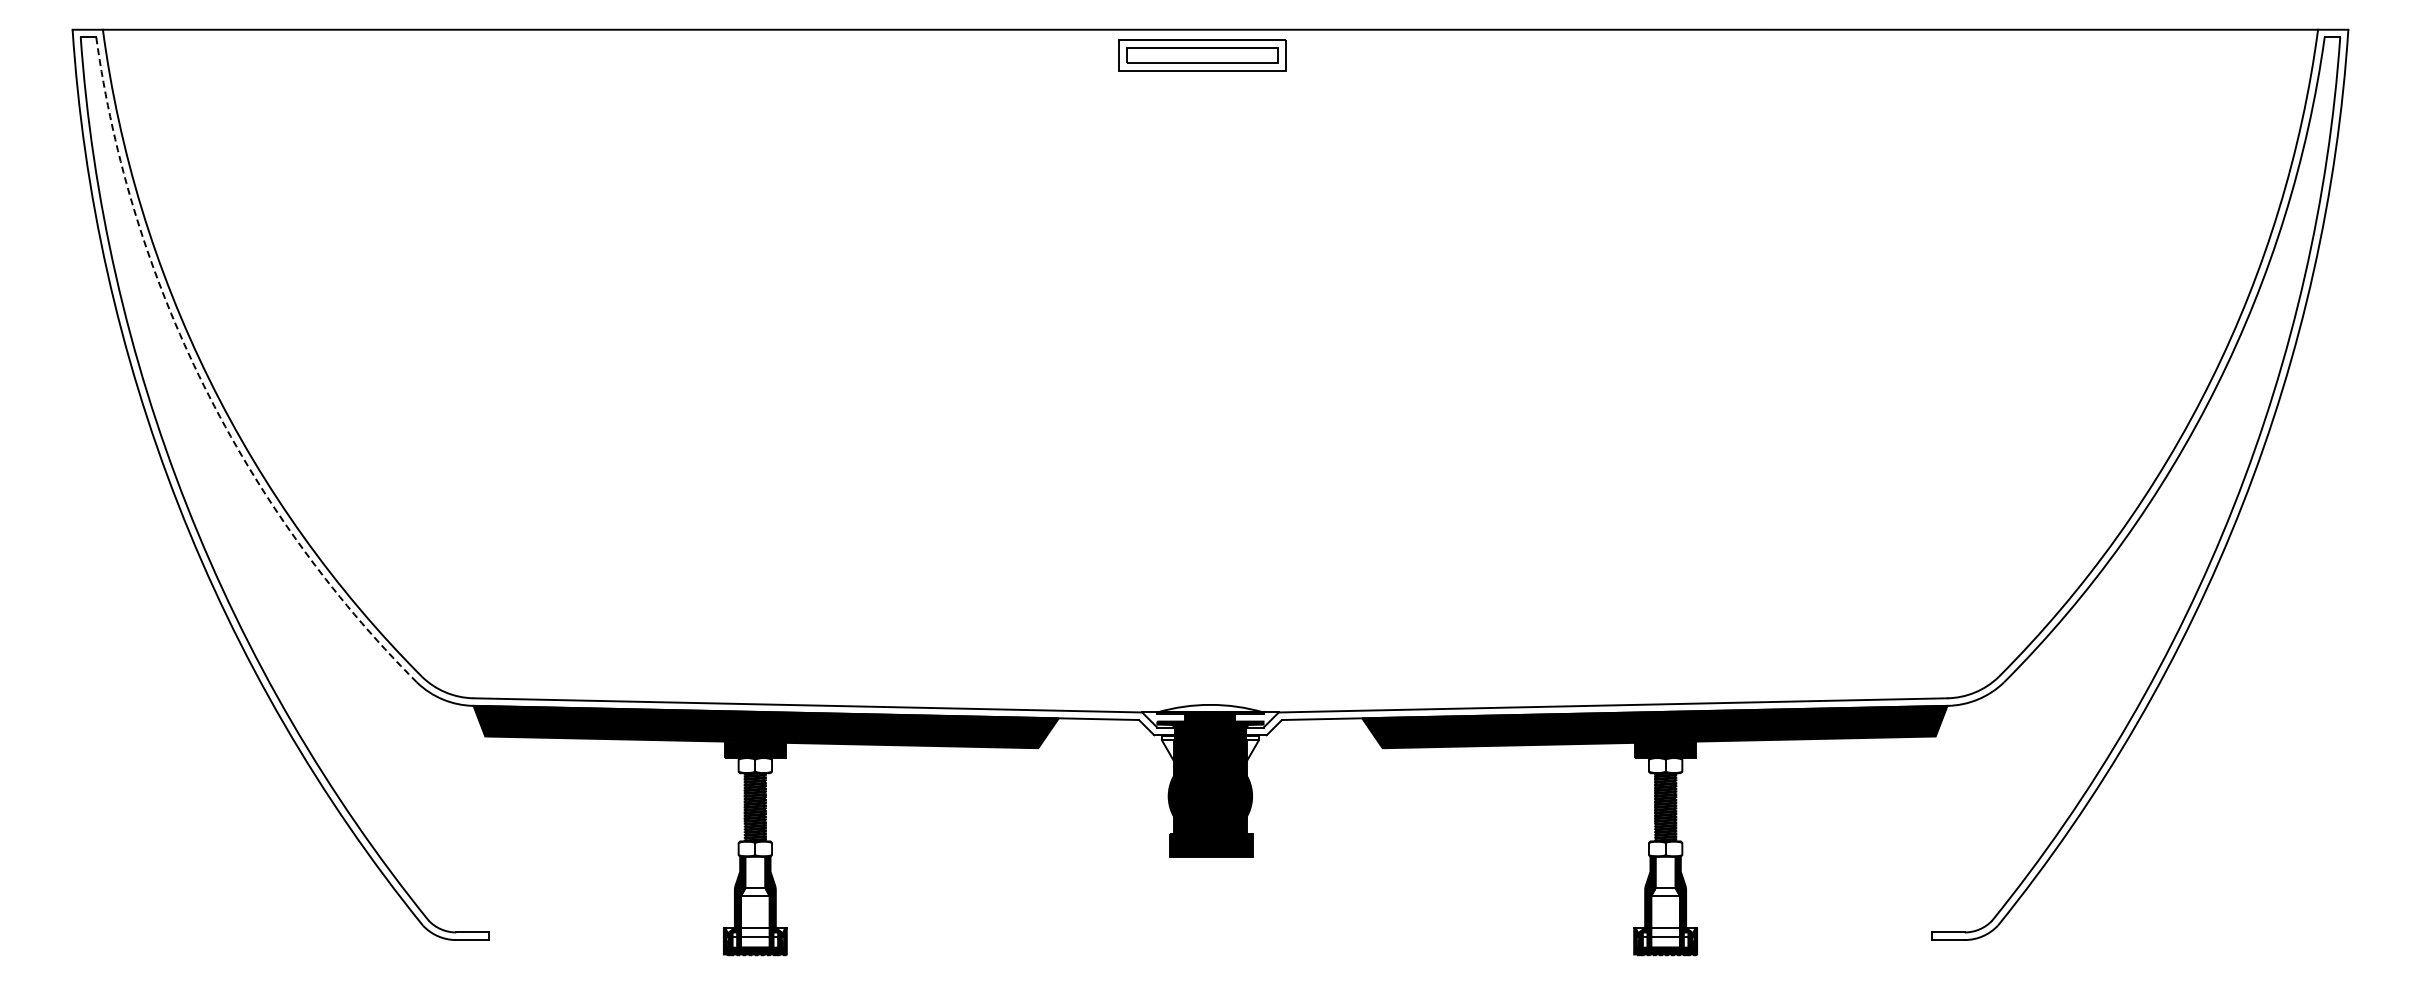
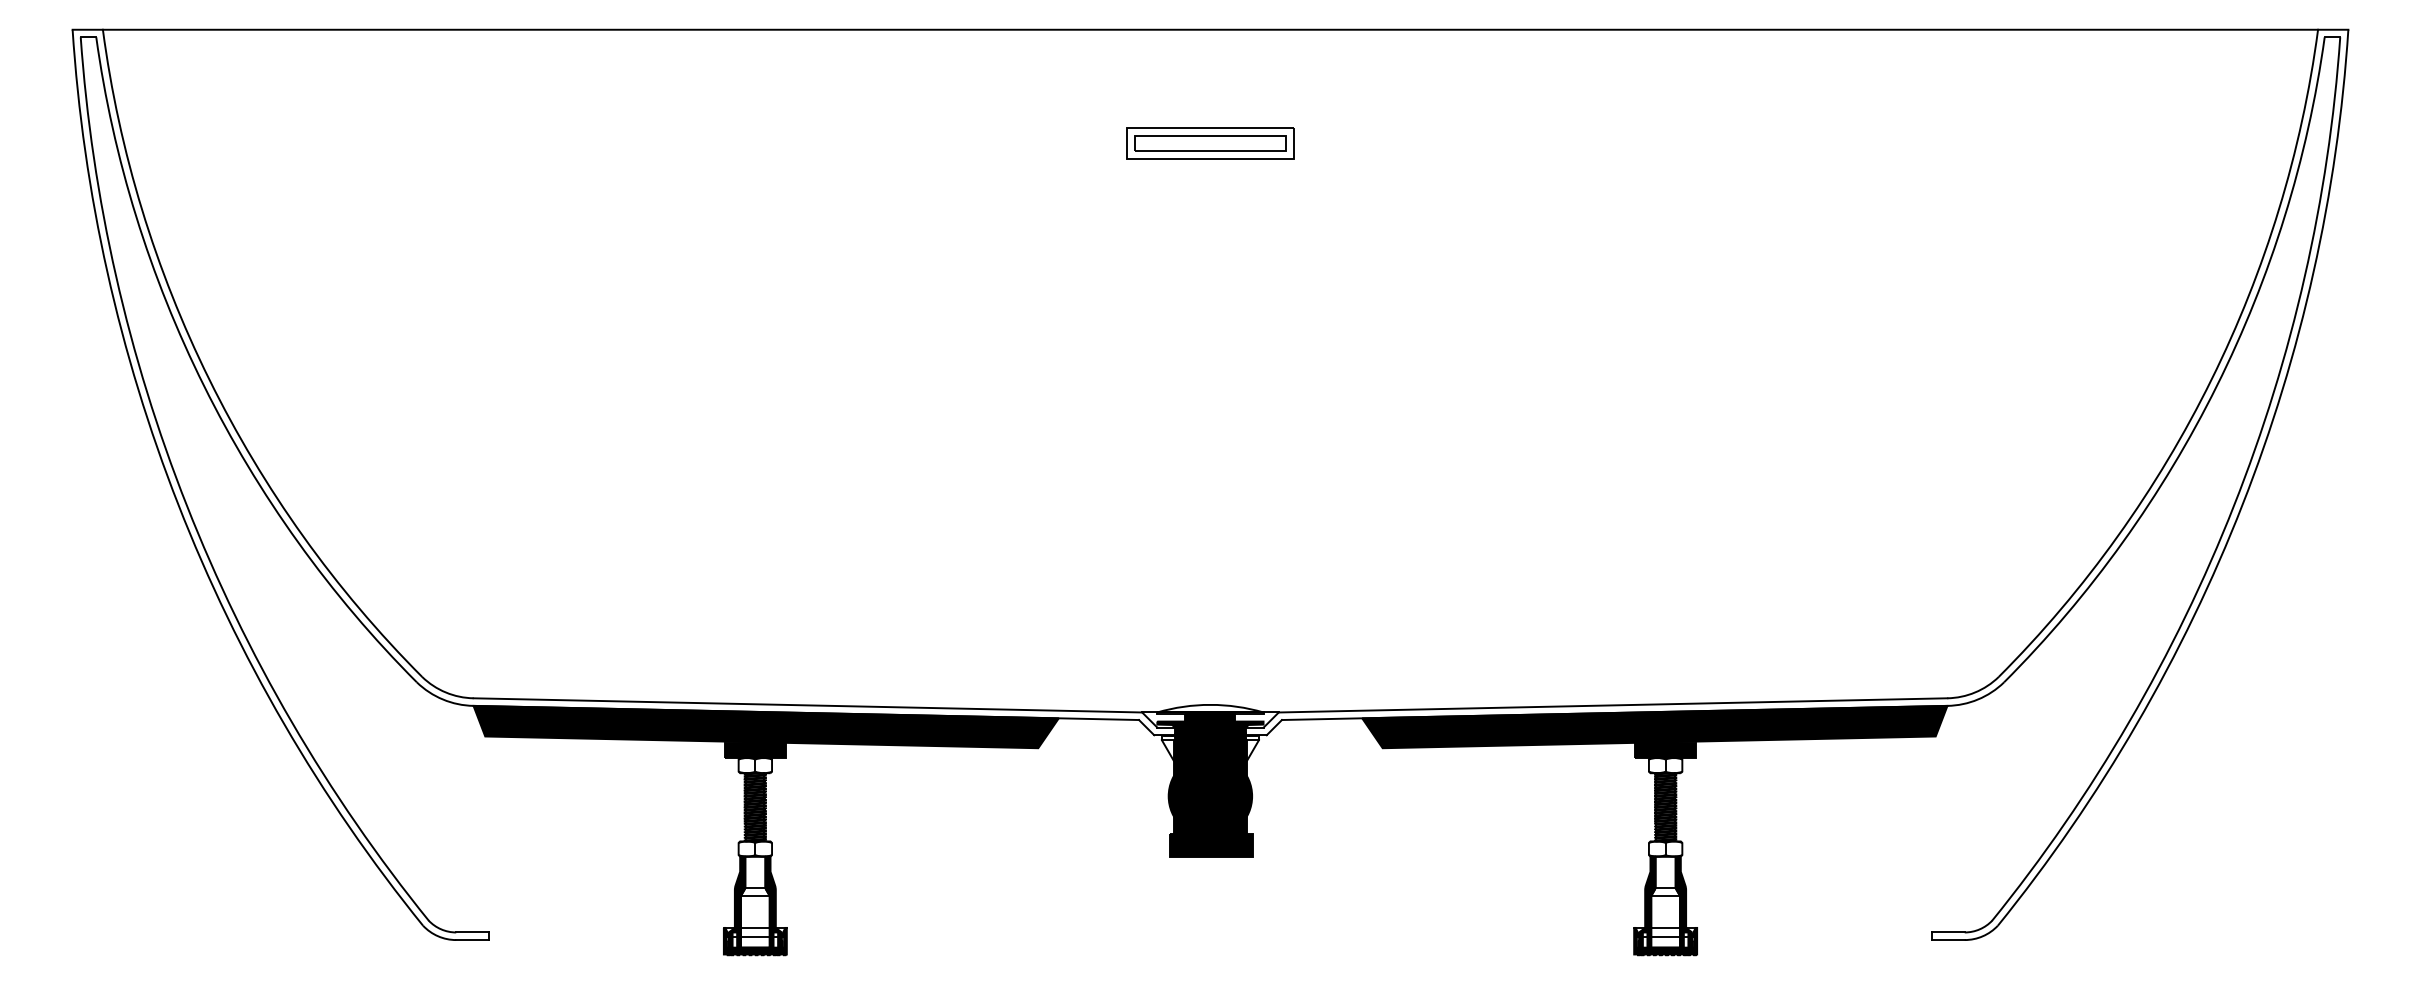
part position: (1202, 55) -> (1210, 143) (1210, 143)
arc: dashed -> solid (204, 385)
